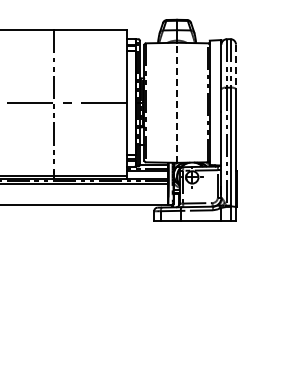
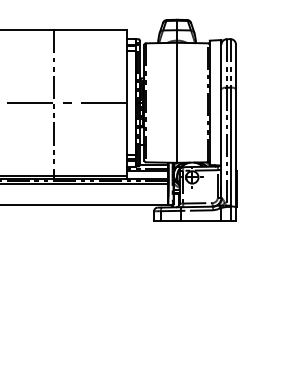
line: dashed -> solid (236, 67)
line: dashed -> solid (177, 102)
